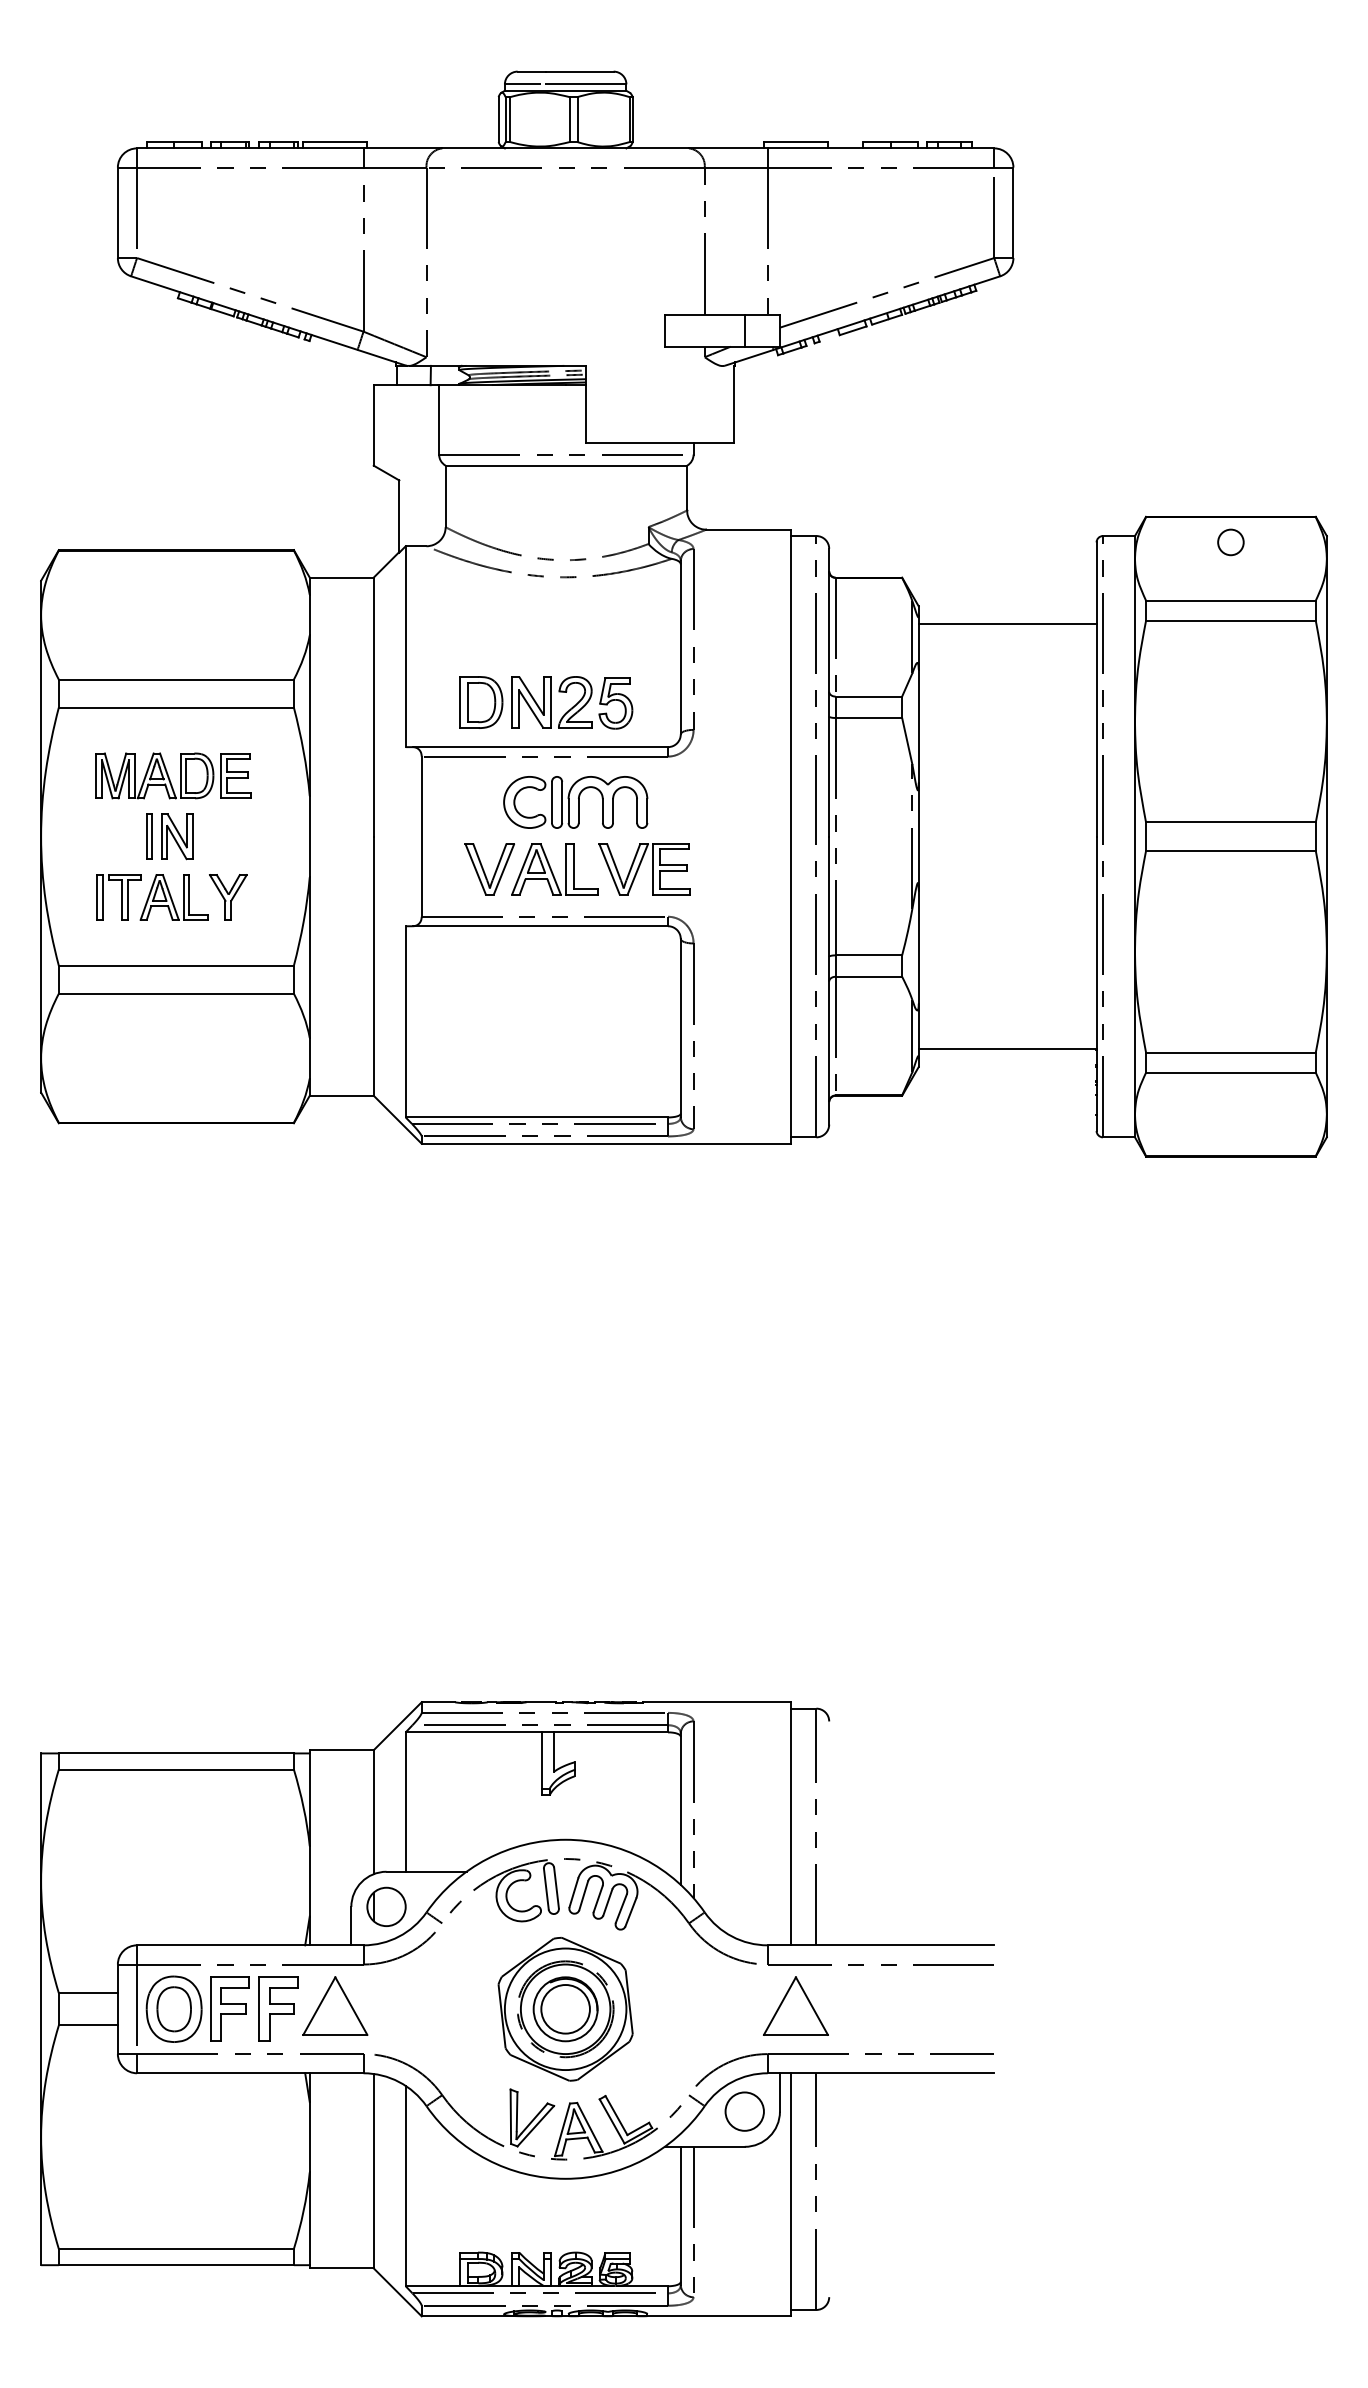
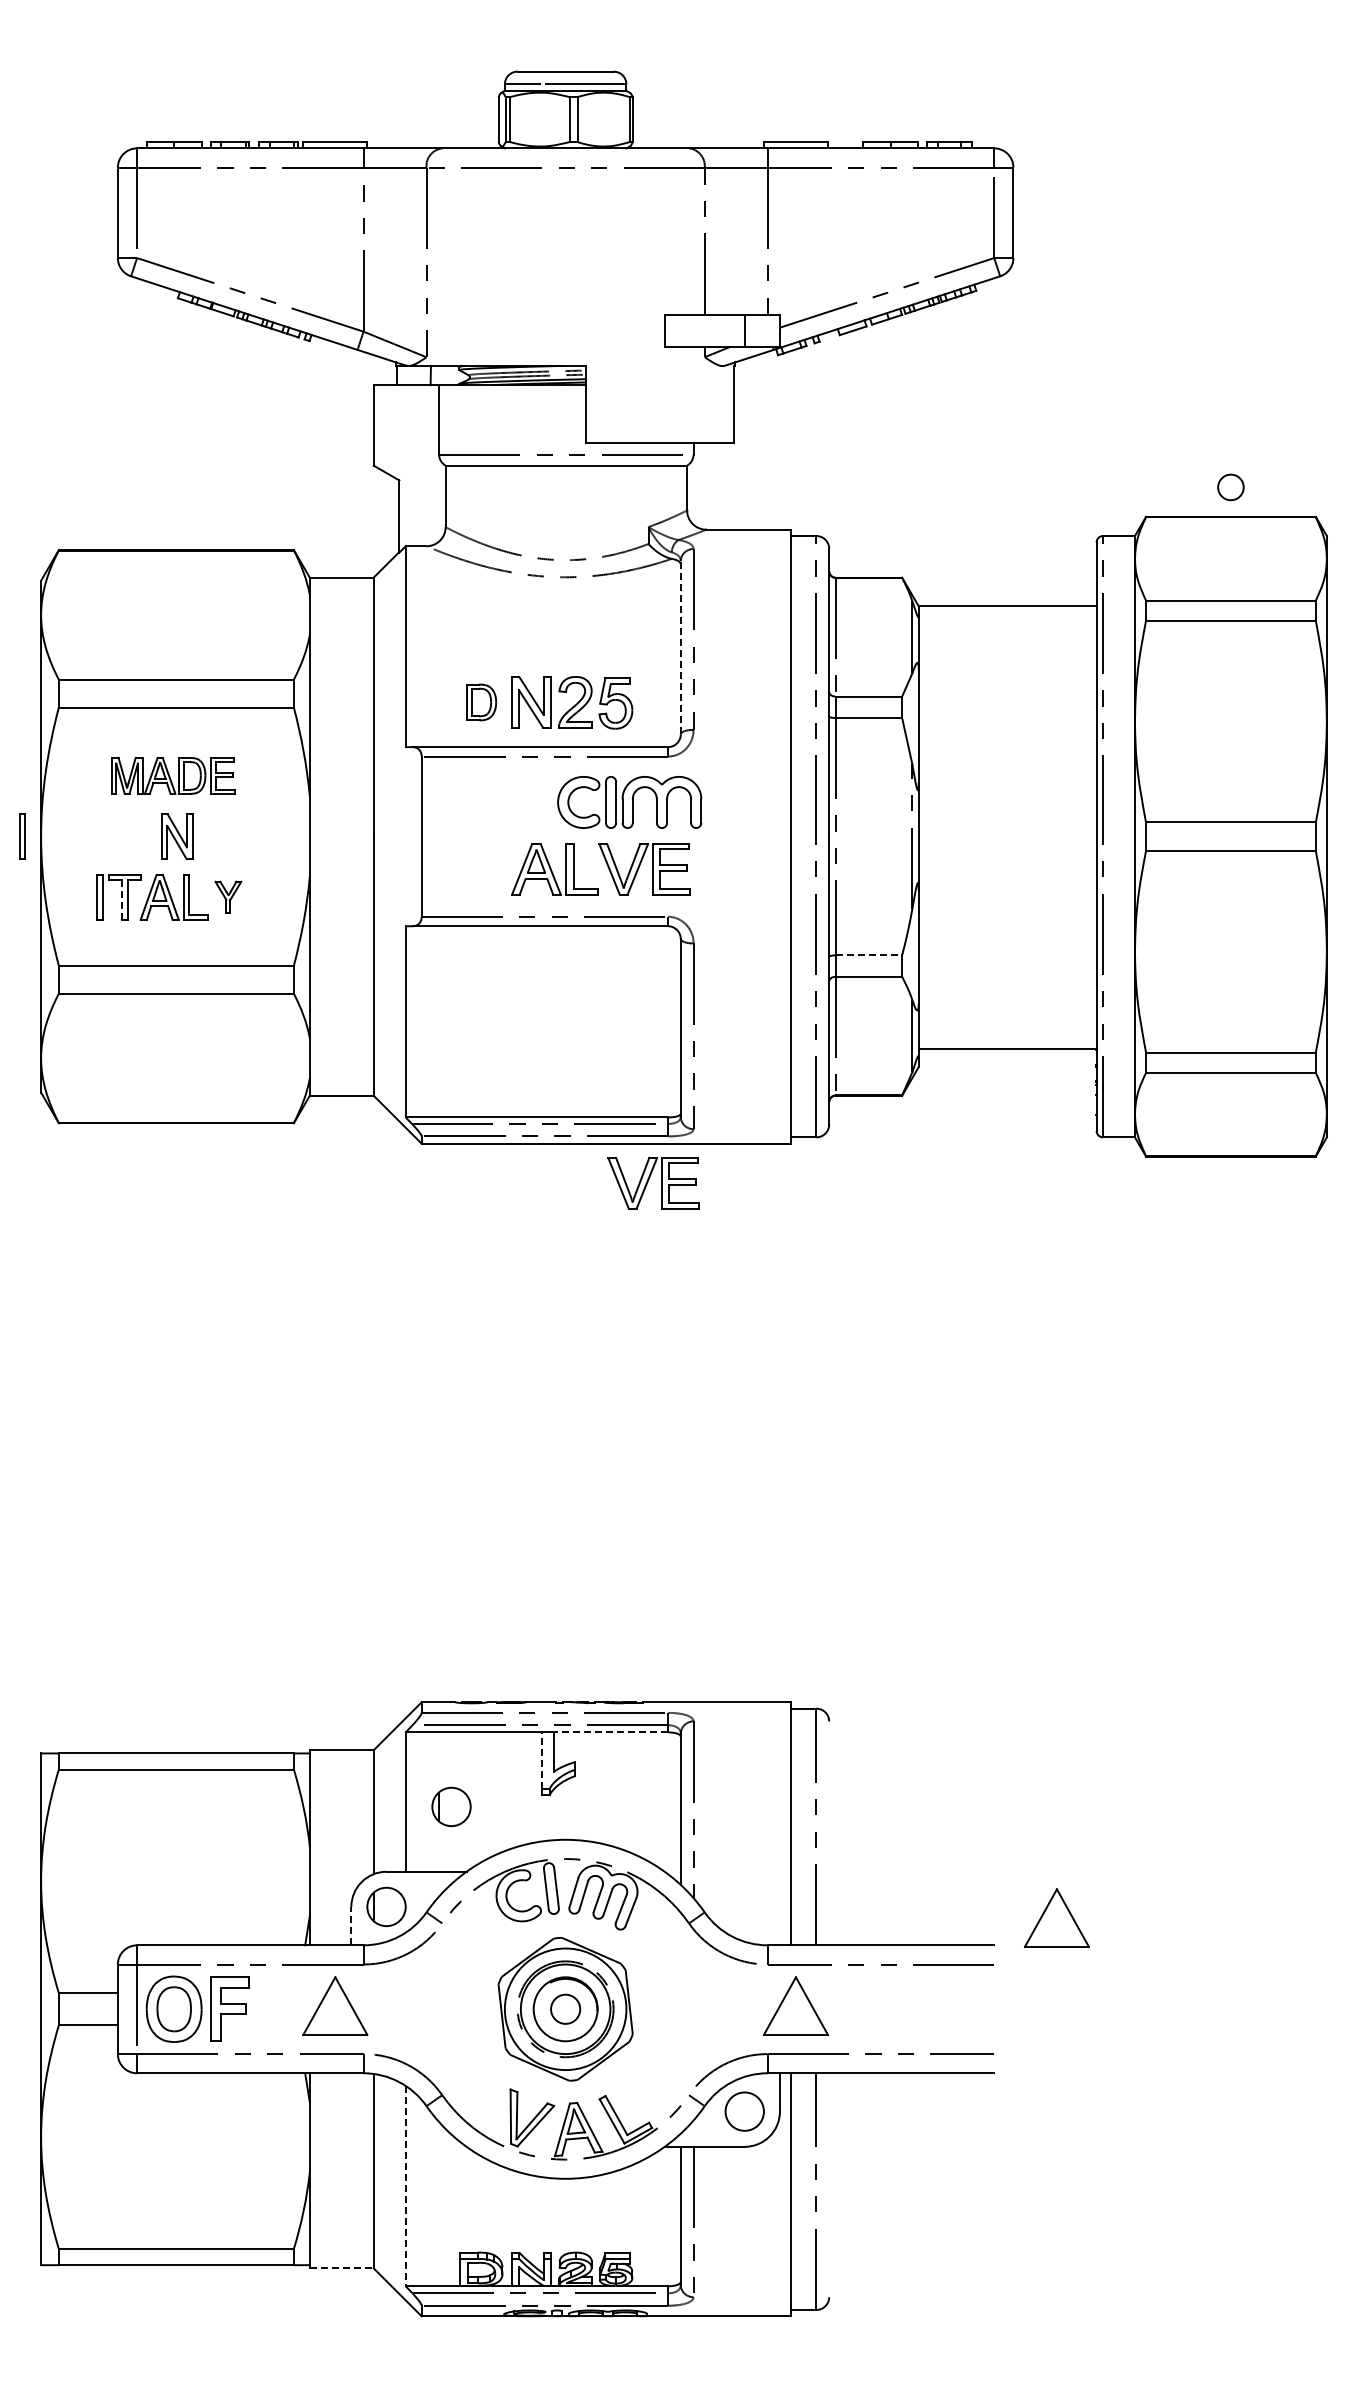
circle position: (1230, 542) -> (1230, 487) (1230, 487)
line position: (1007, 624) -> (1007, 606) (1007, 606)
line: solid -> dashed (680, 647)
part size: 45x53 px -> 32x39 px (481, 702)
part size: 157x48 px -> 125x38 px (173, 775)
part position: (575, 802) -> (629, 802) (629, 802)
part position: (149, 836) -> (22, 836) (22, 836)
part: present -> none (489, 869)
part size: 39x47 px -> 29x34 px (228, 896)
line: solid -> dashed (122, 900)
line: solid -> dashed (869, 955)
part: none -> present (653, 1183)
line: solid -> dashed (610, 1732)
line: solid -> dashed (542, 1759)
part: none -> present (451, 1806)
part: none -> present (1056, 1917)
line: solid -> dashed (351, 1925)
part: present -> none (278, 2008)
circle diameter: 49 px -> 29 px (565, 2008)
line: solid -> dashed (405, 2186)
line: solid -> dashed (341, 2268)
